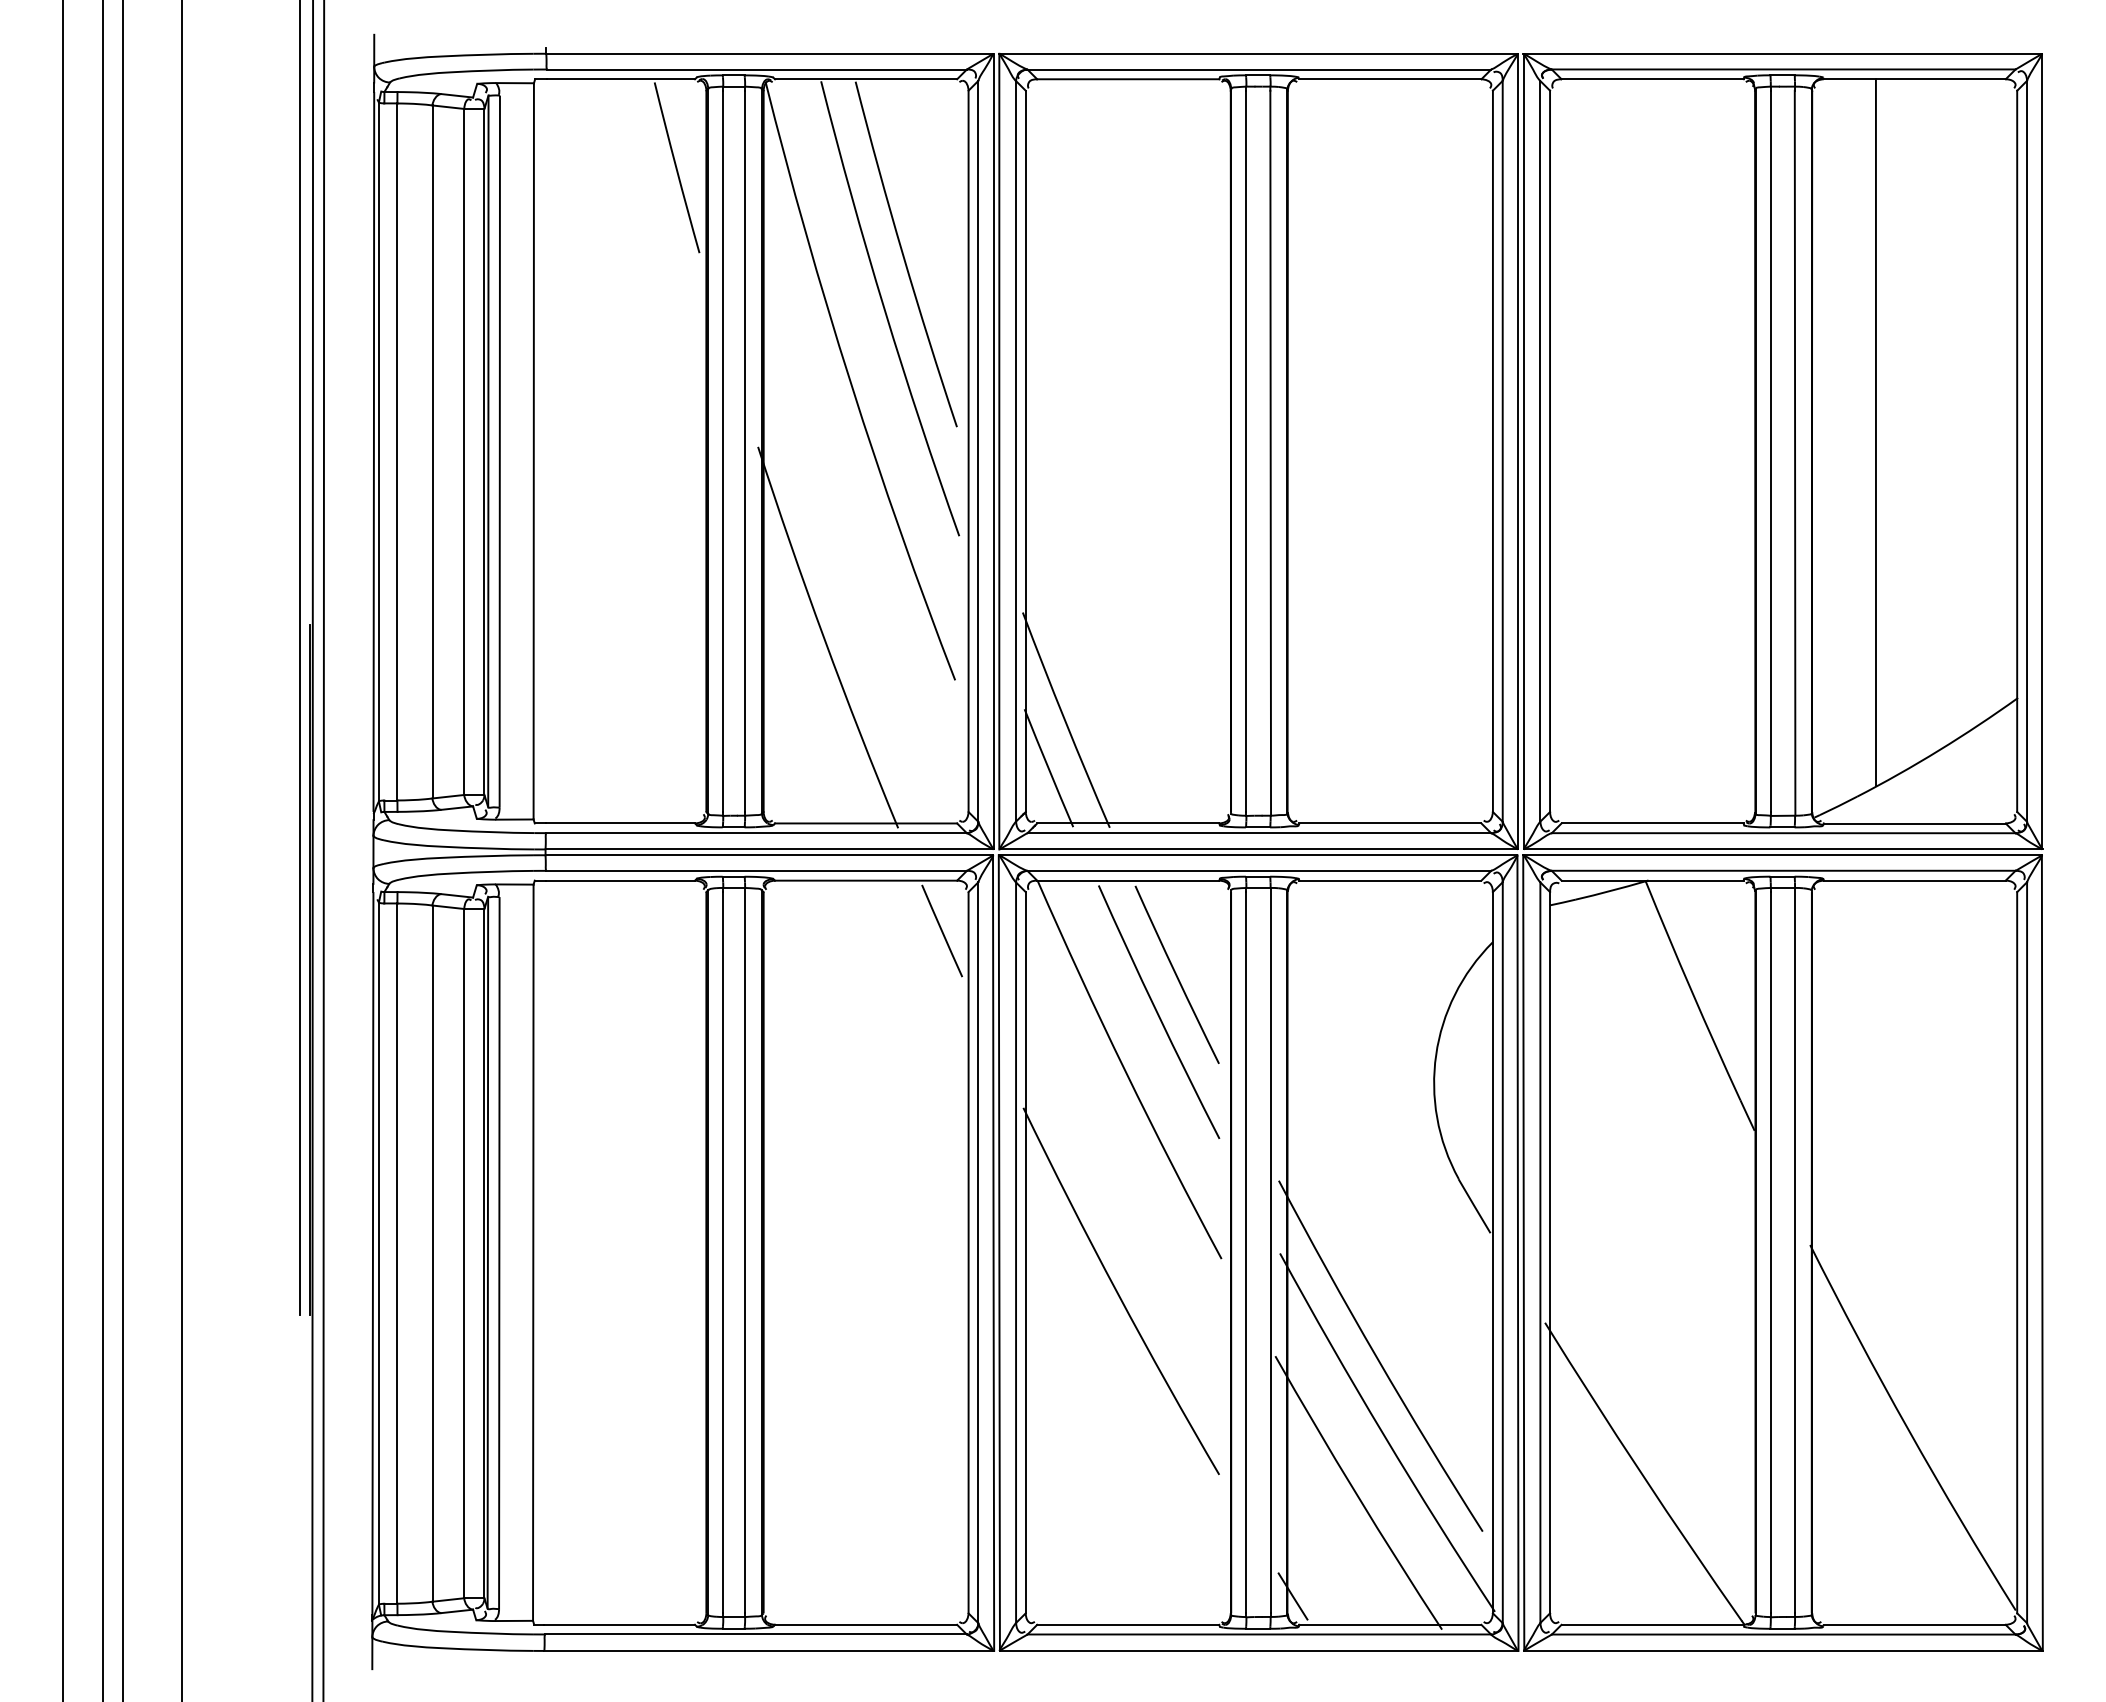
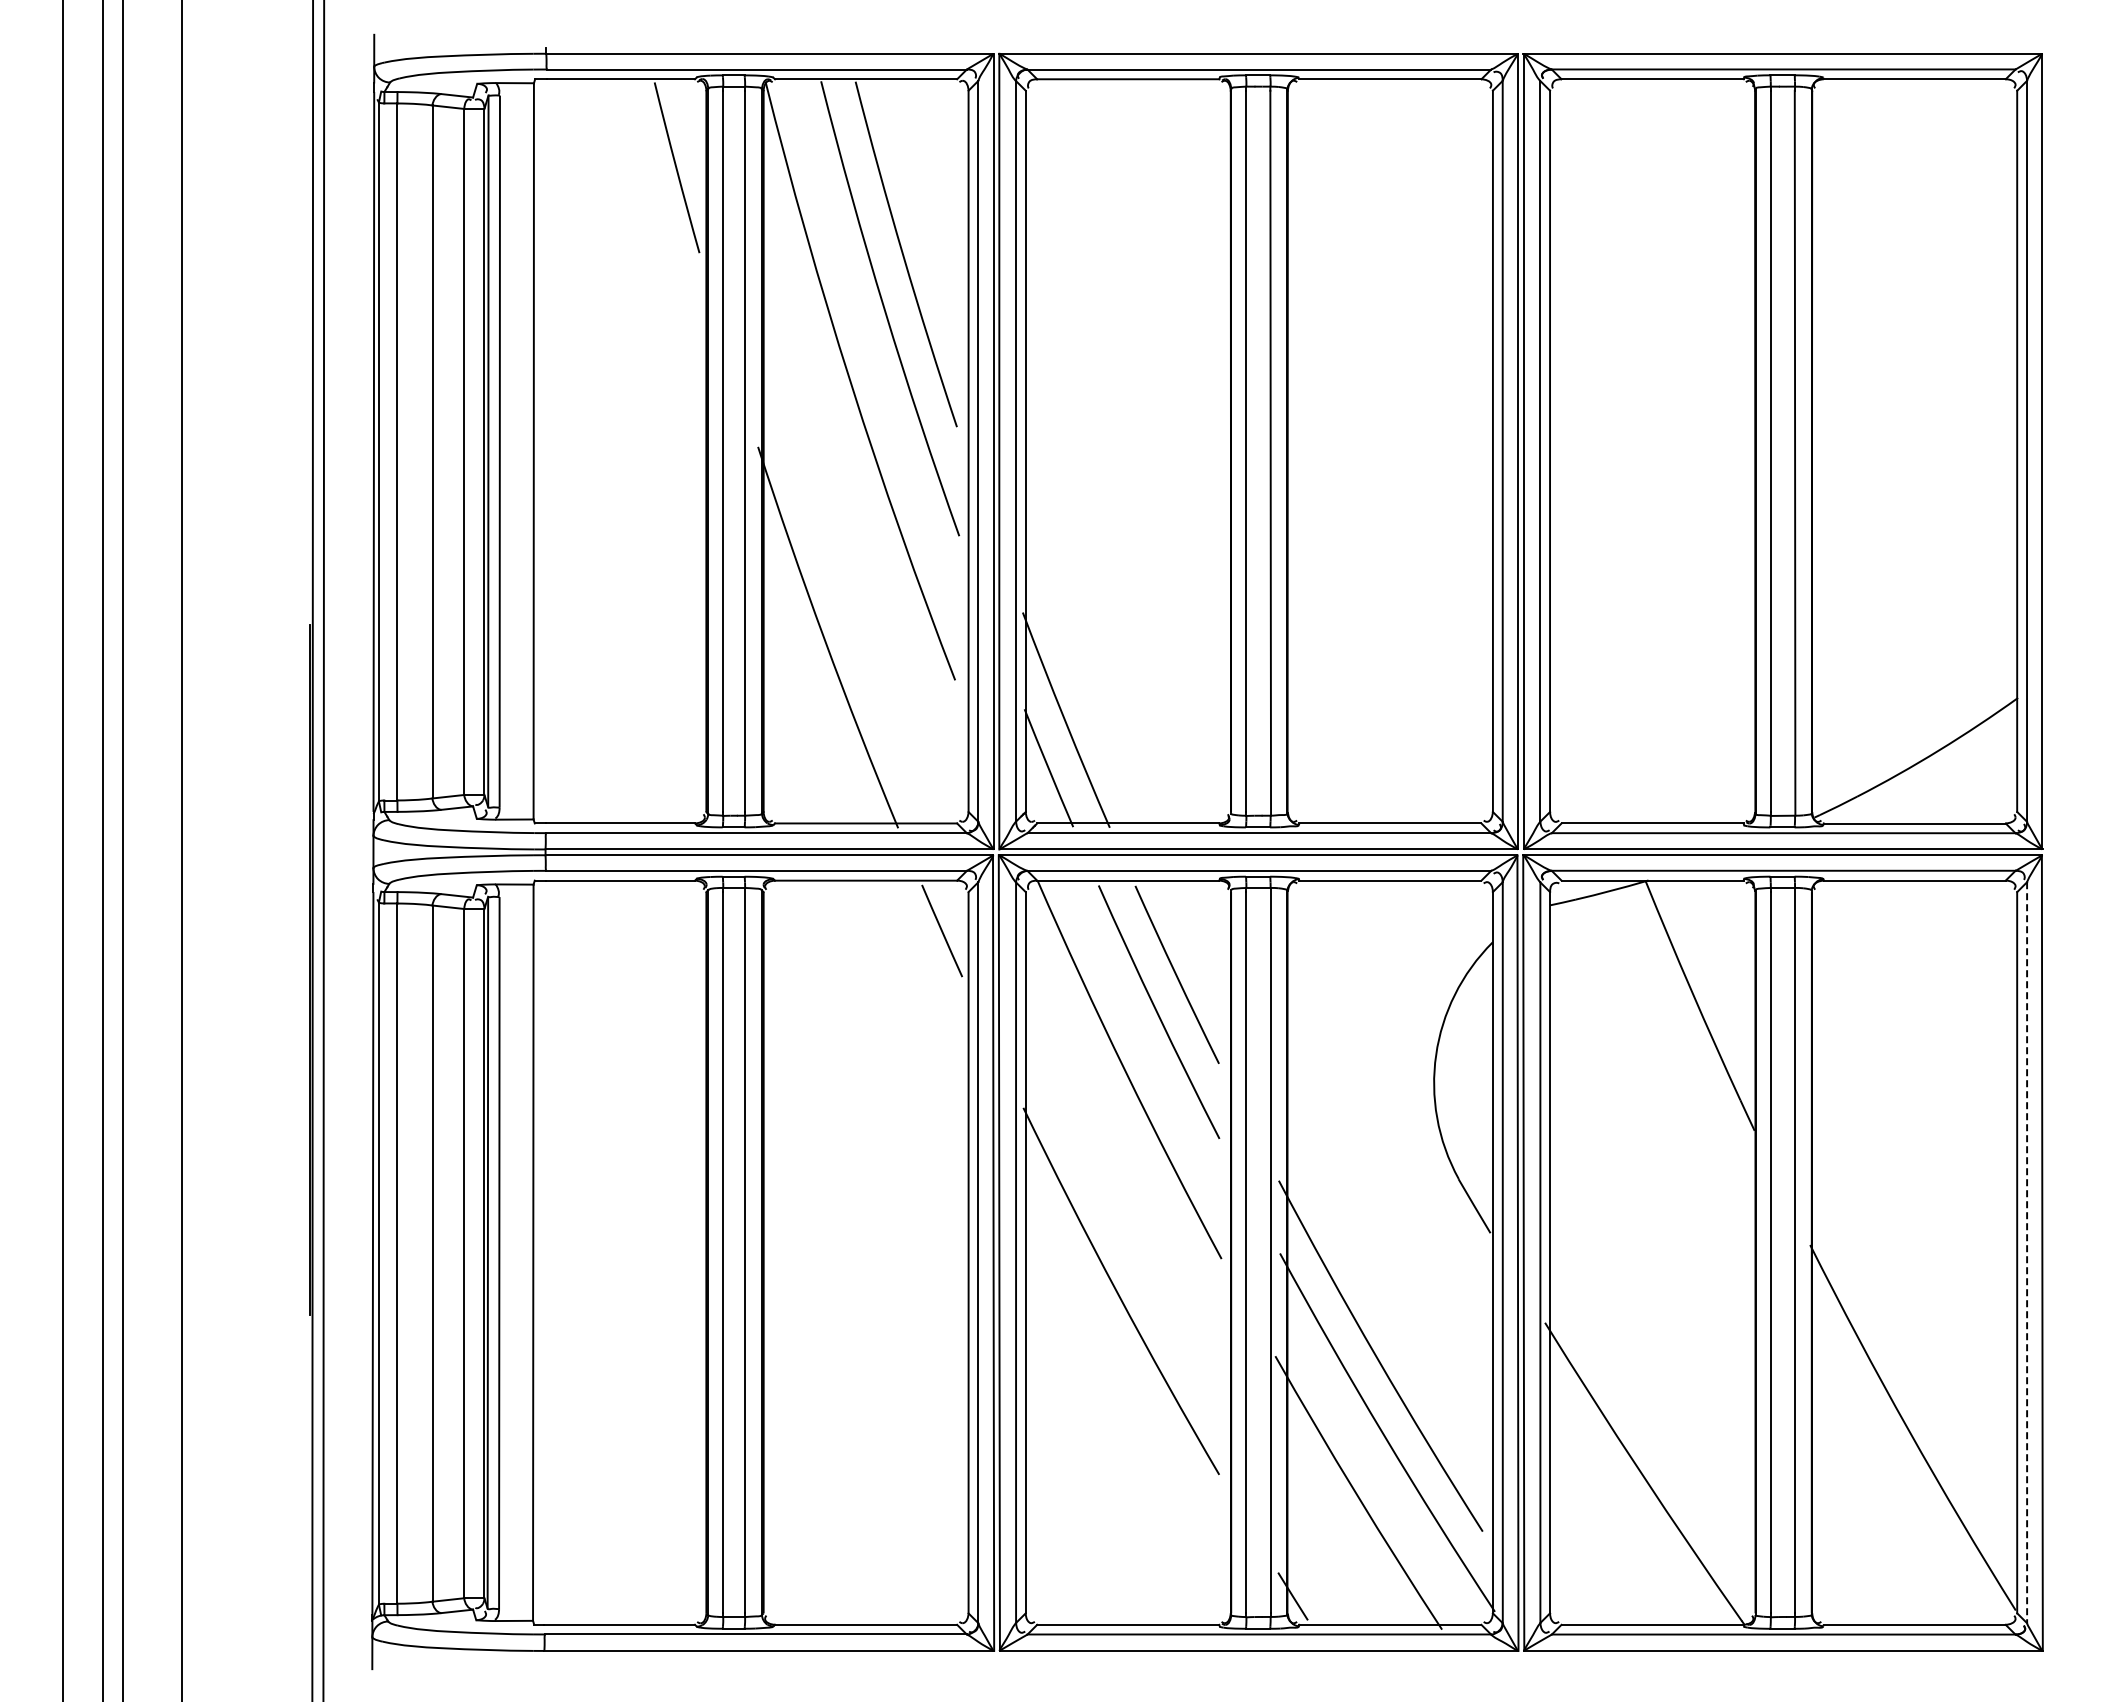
line: present -> none (1875, 432)
line: present -> none (300, 658)
line: solid -> dashed (2027, 1252)
